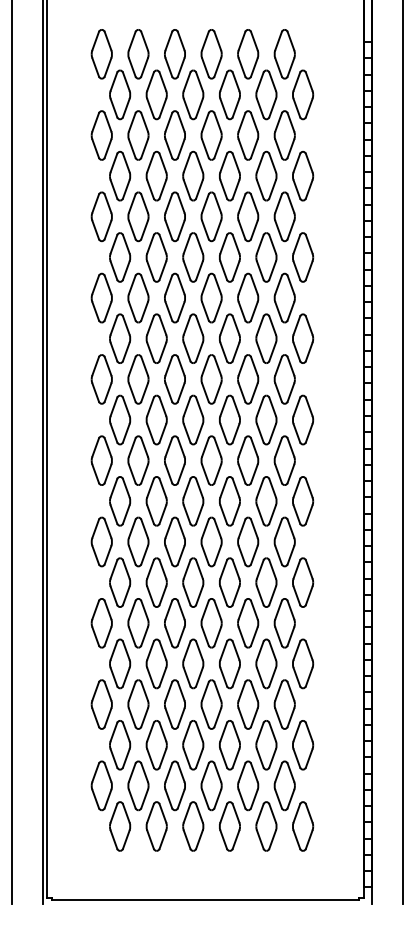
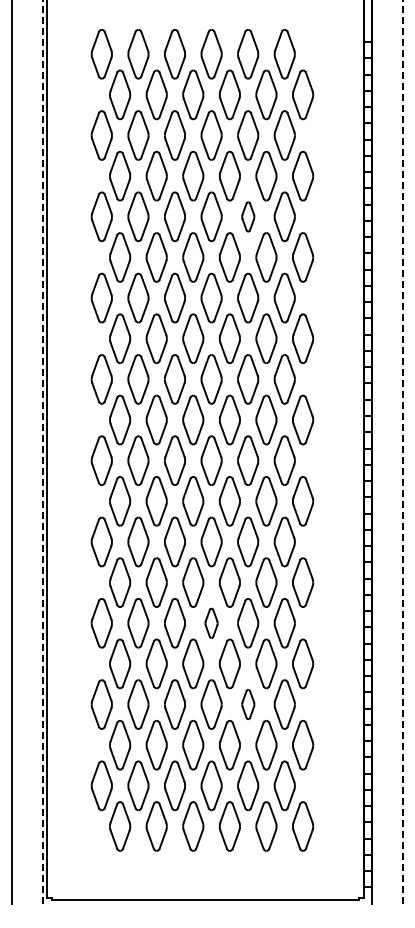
part size: 23x52 px -> 15x32 px (248, 216)
line: solid -> dashed (42, 451)
line: solid -> dashed (402, 451)
part size: 23x51 px -> 15x32 px (211, 622)
part size: 23x51 px -> 15x31 px (248, 704)
